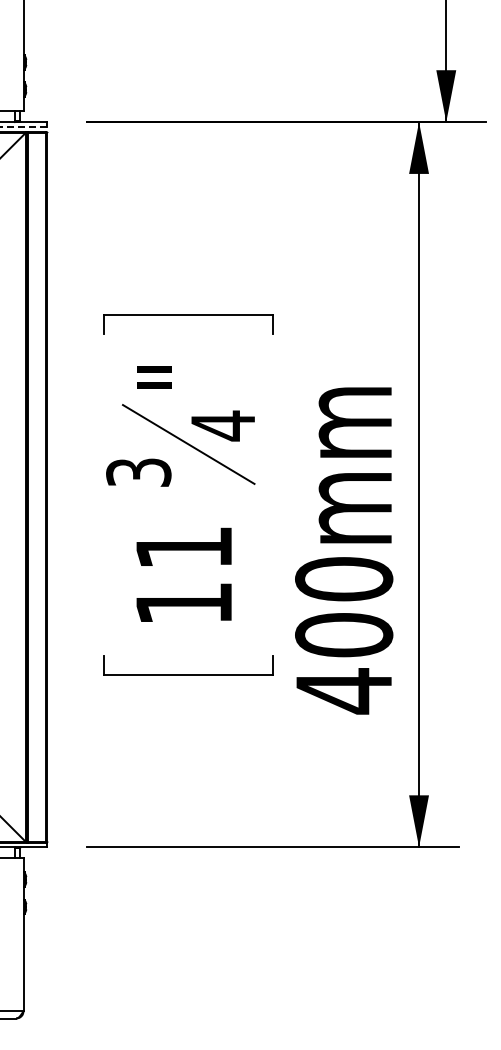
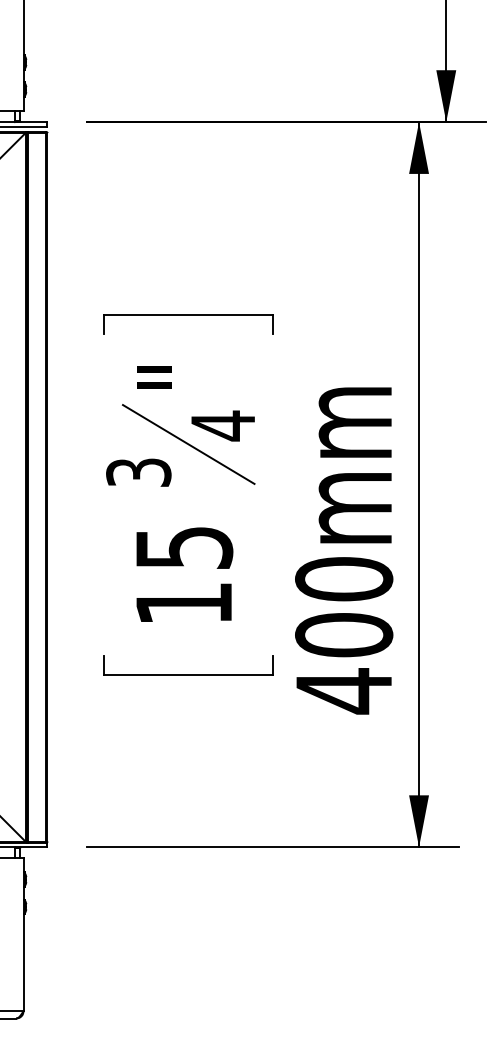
line: dashed -> solid (23, 126)
text: 11 -> 15 (184, 547)
